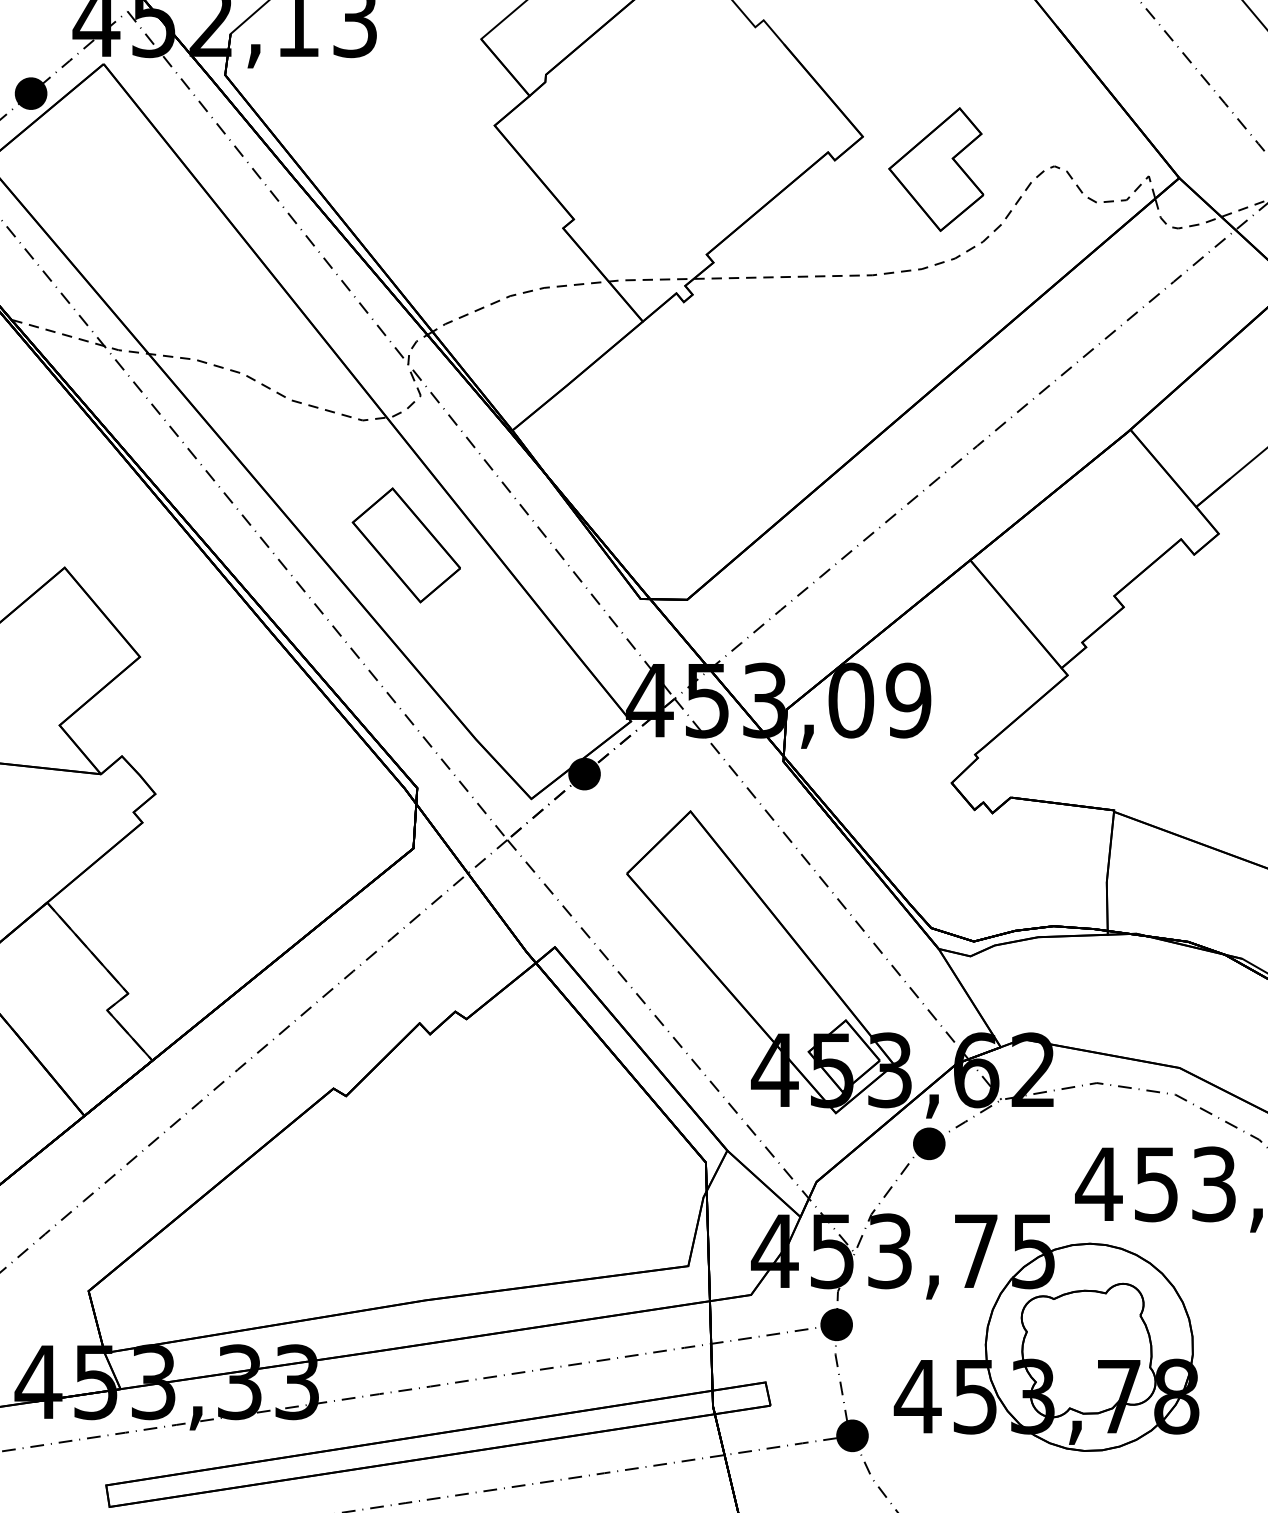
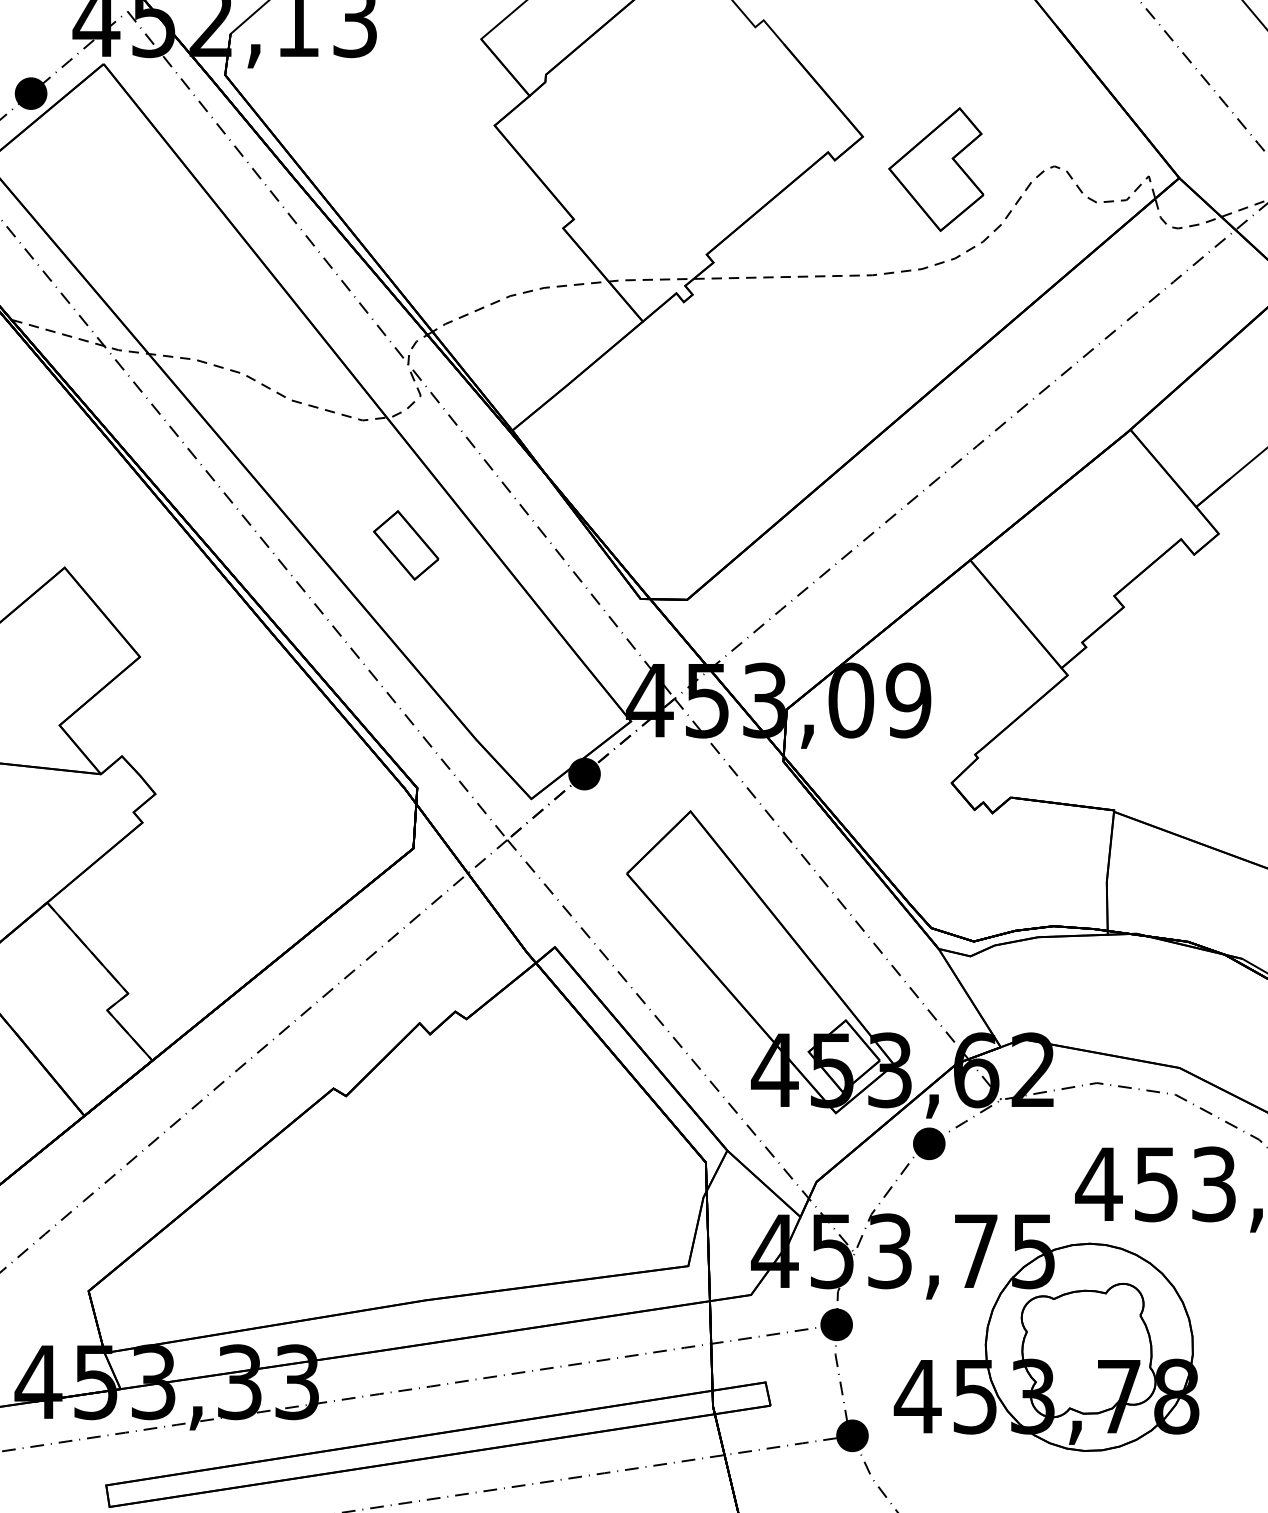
part size: 110x117 px -> 67x71 px (406, 545)
